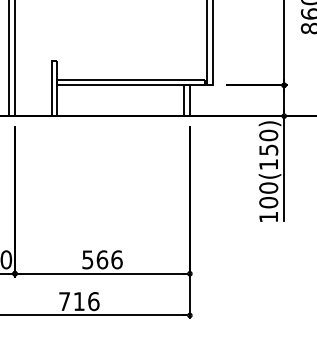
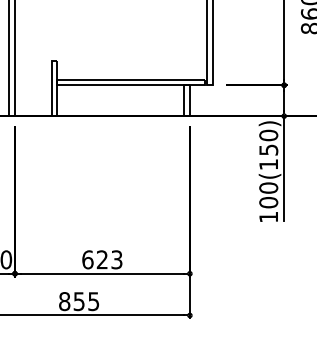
text: 566 -> 623 (102, 259)
text: 716 -> 855 (79, 301)
